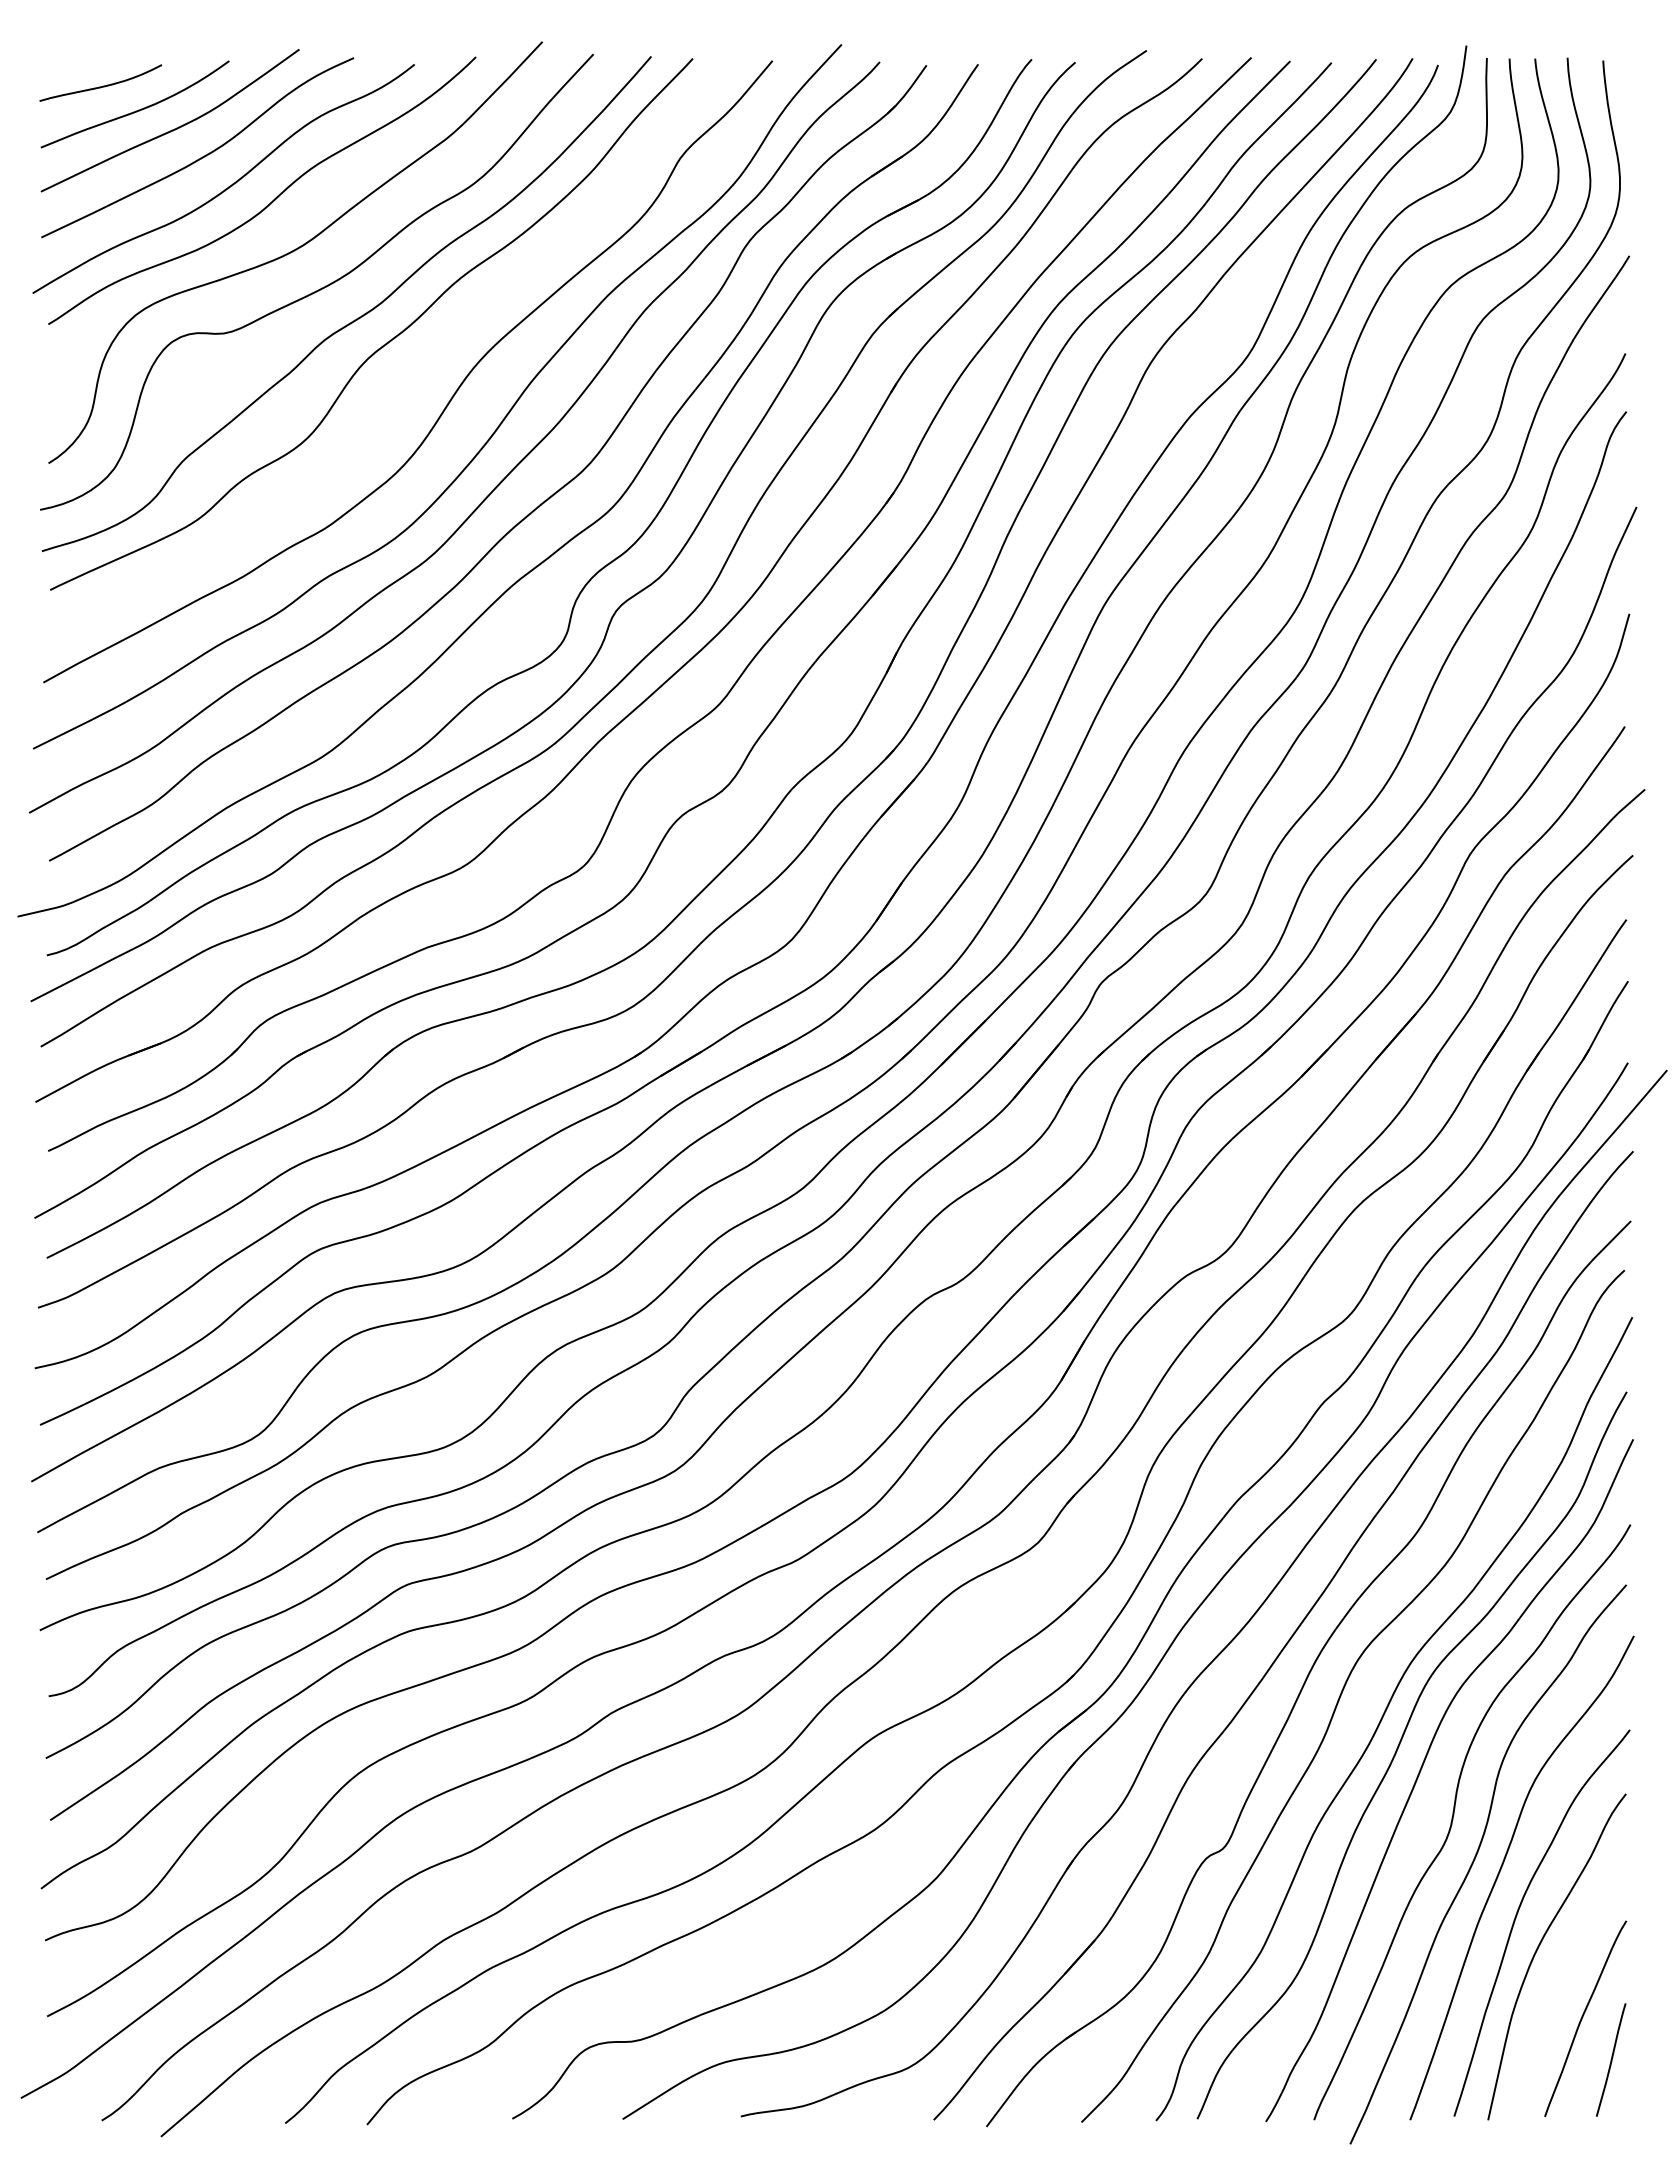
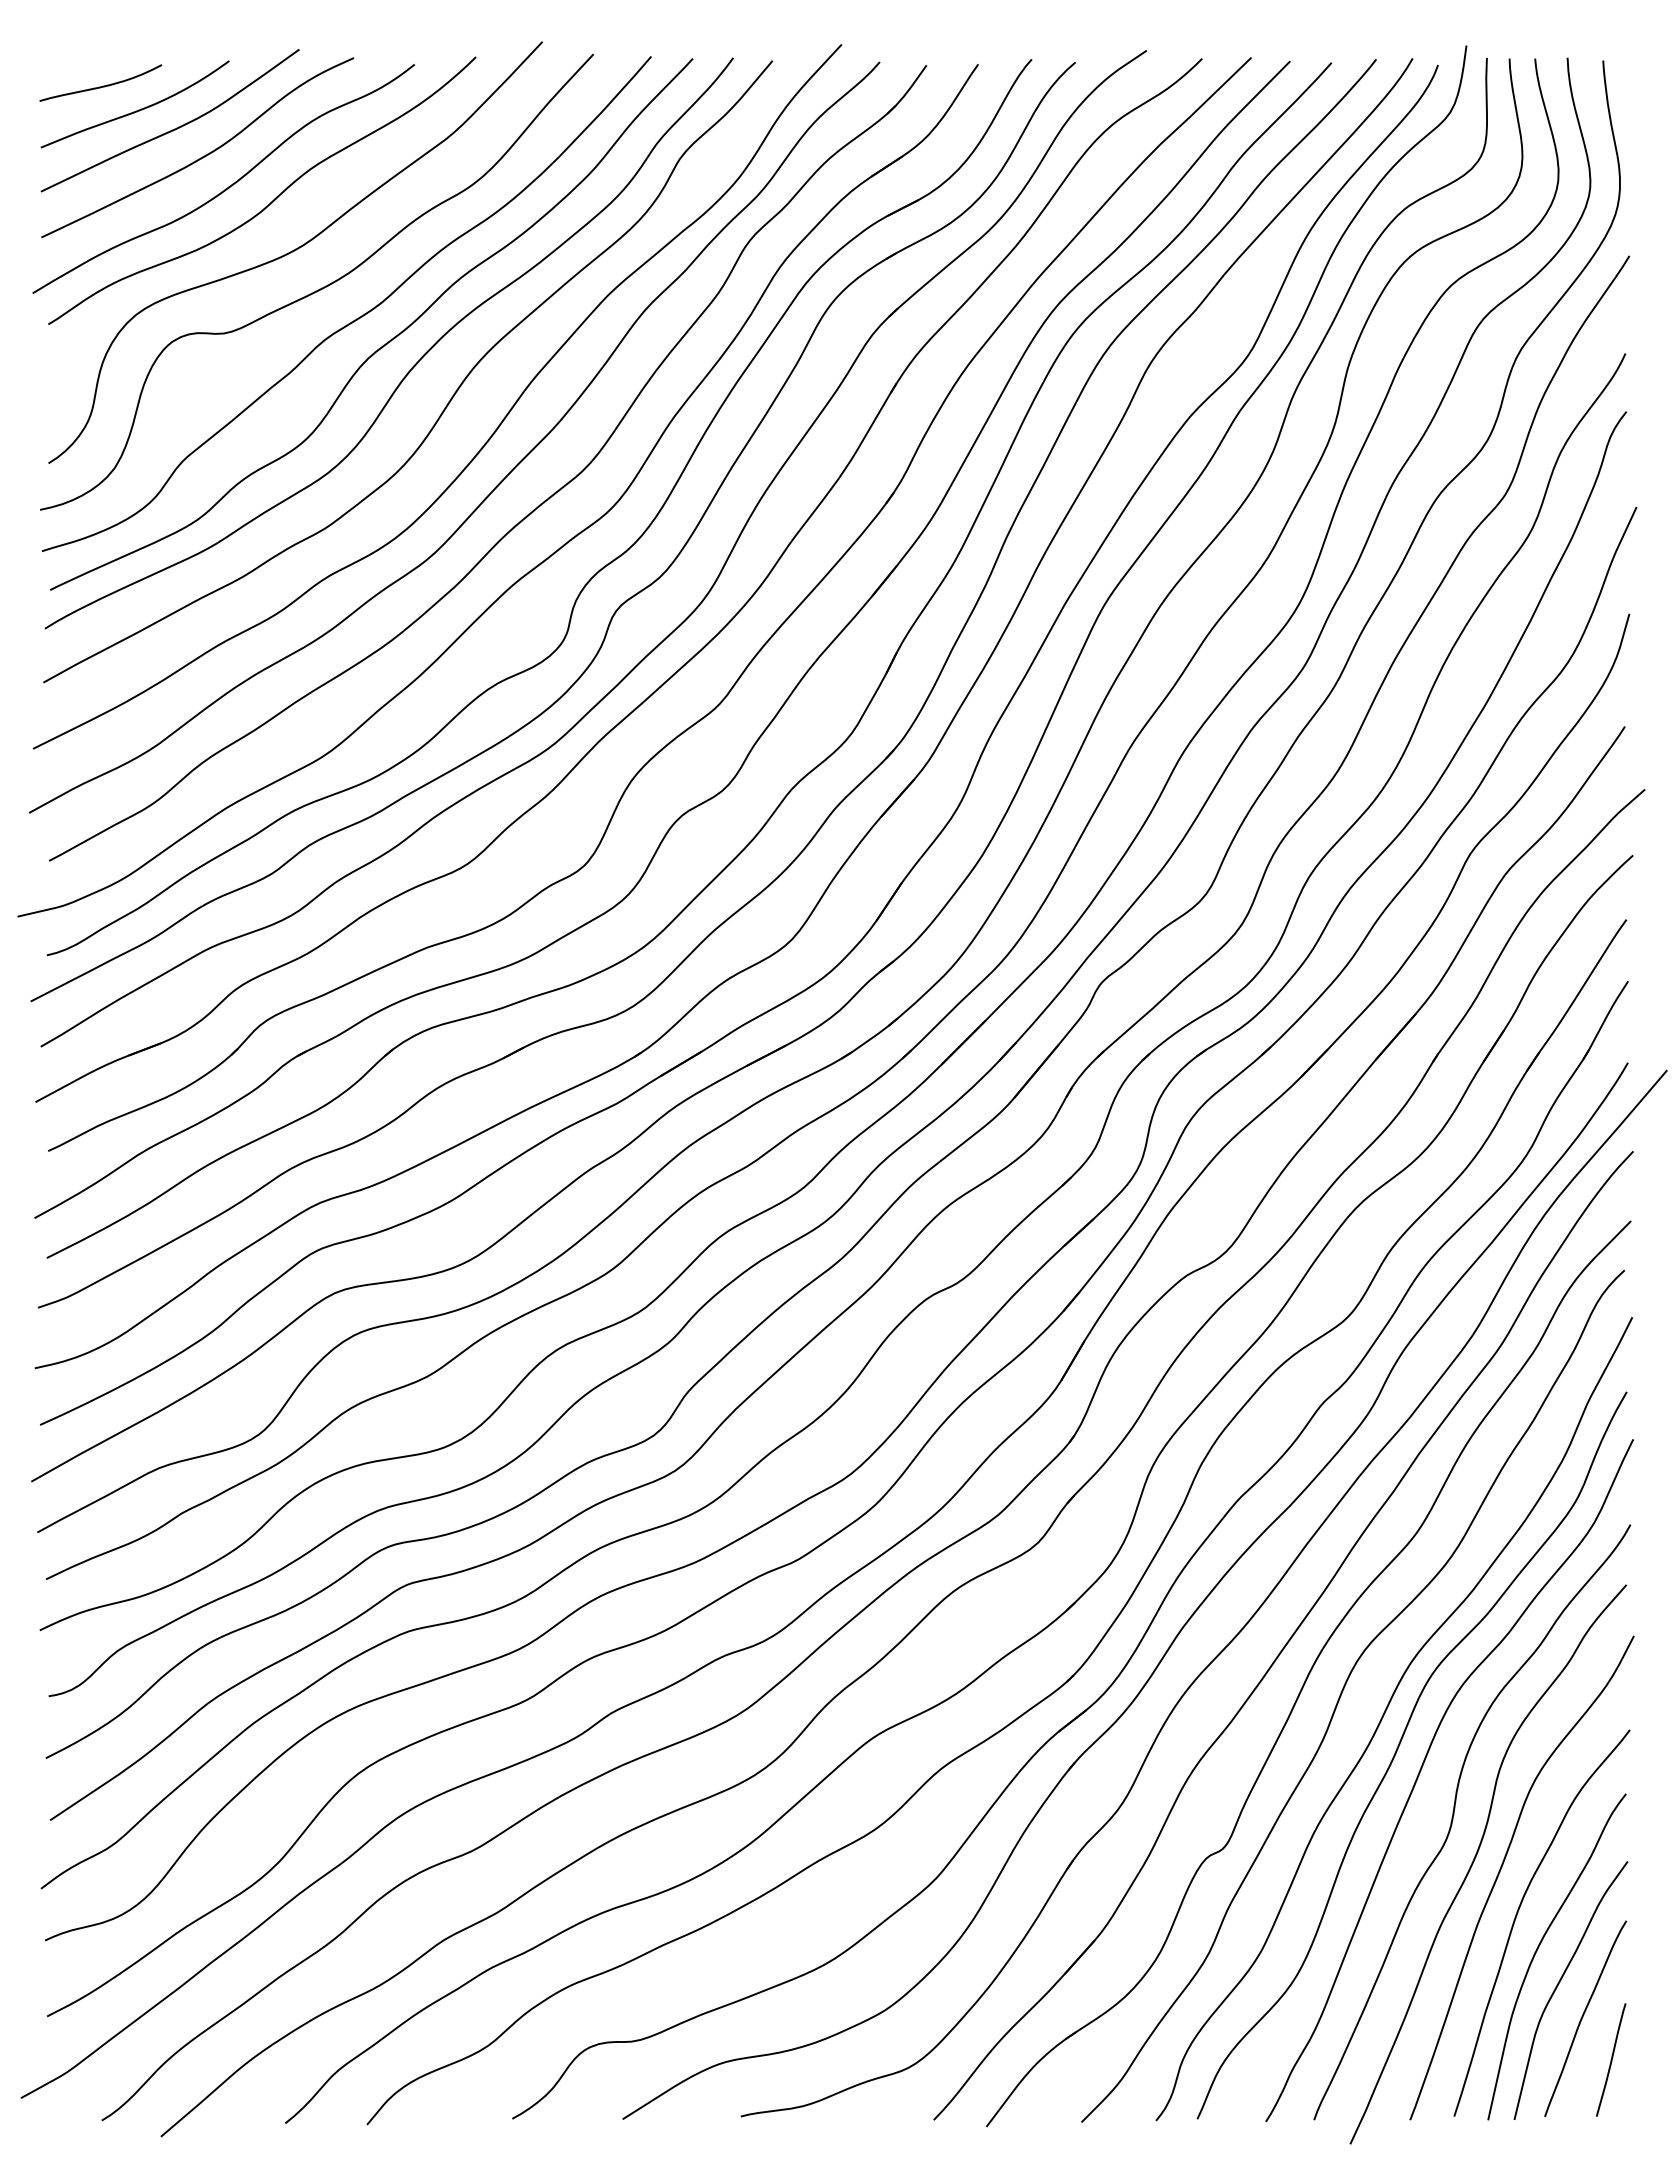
curve: none -> present (412, 366)
curve: none -> present (1559, 1984)
